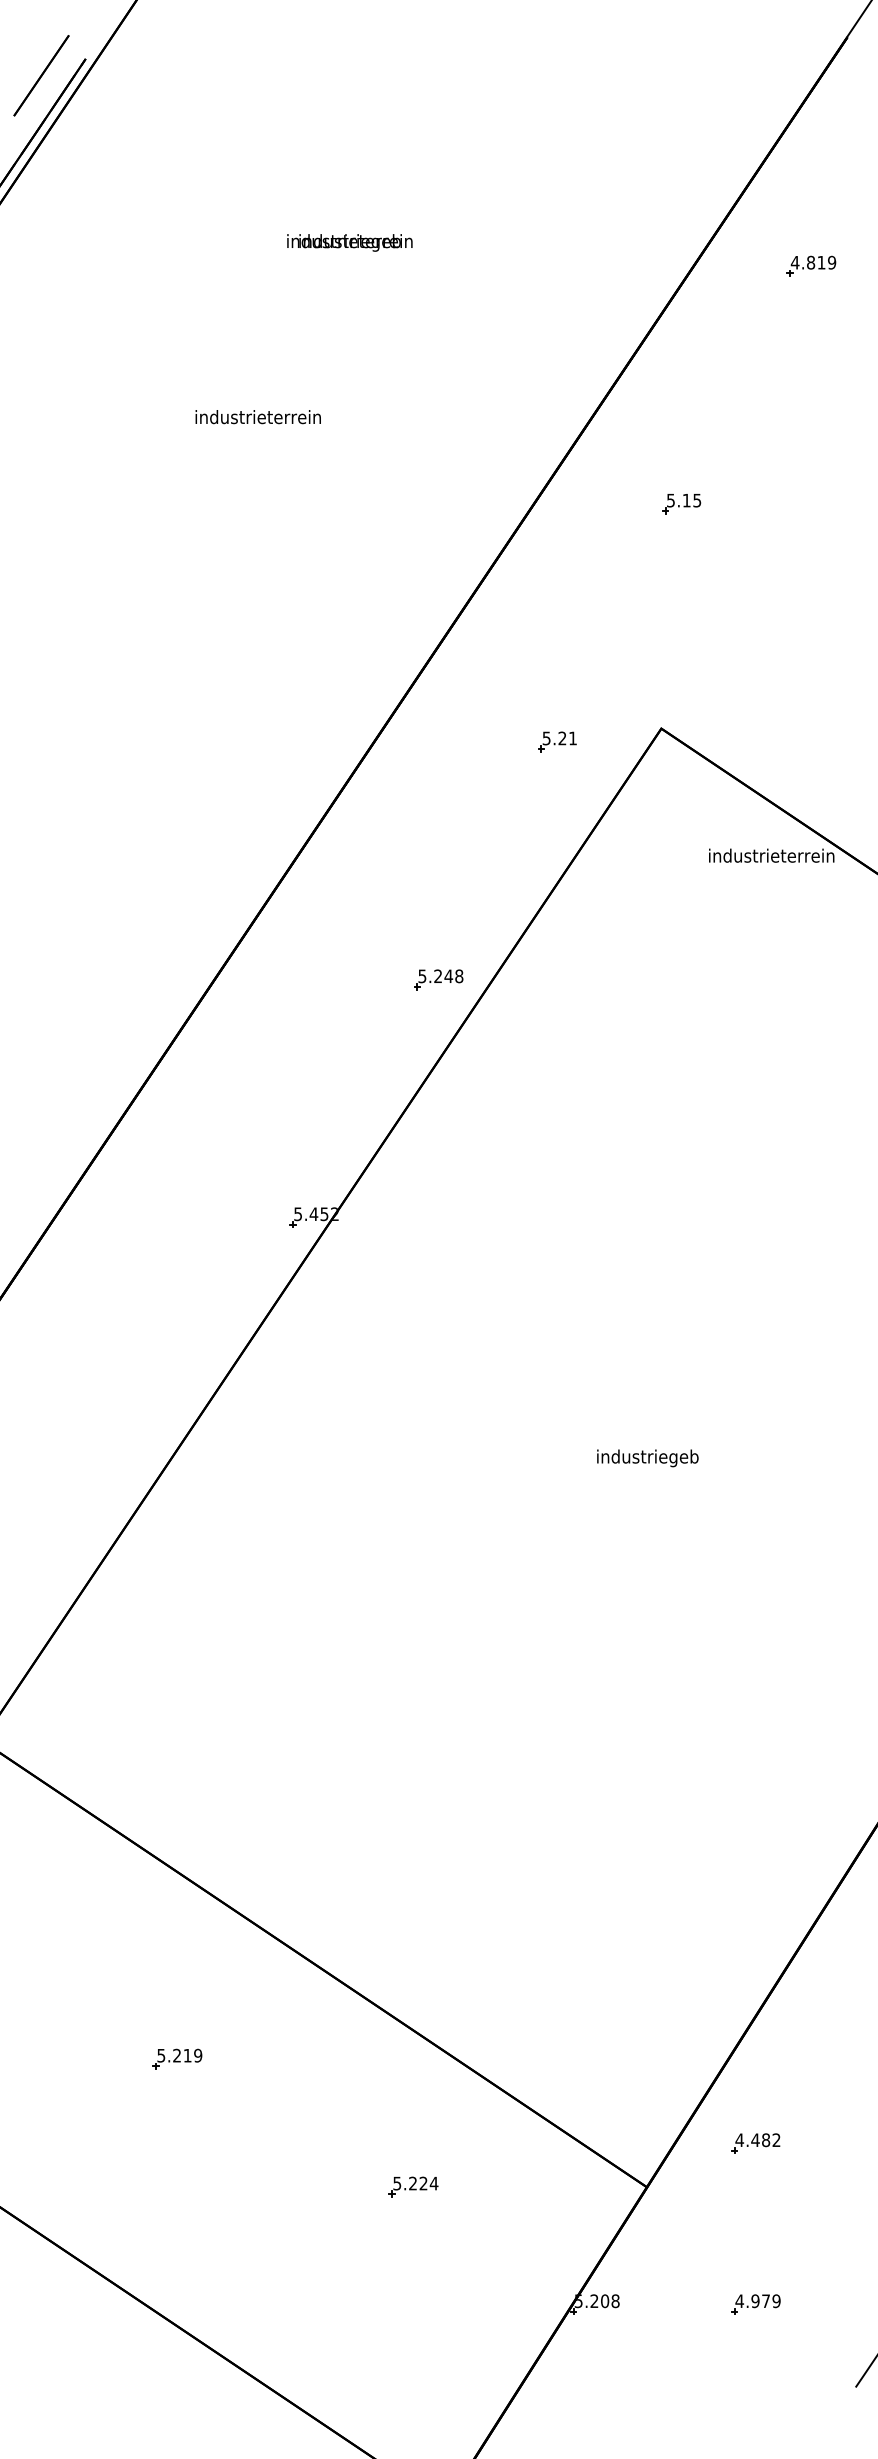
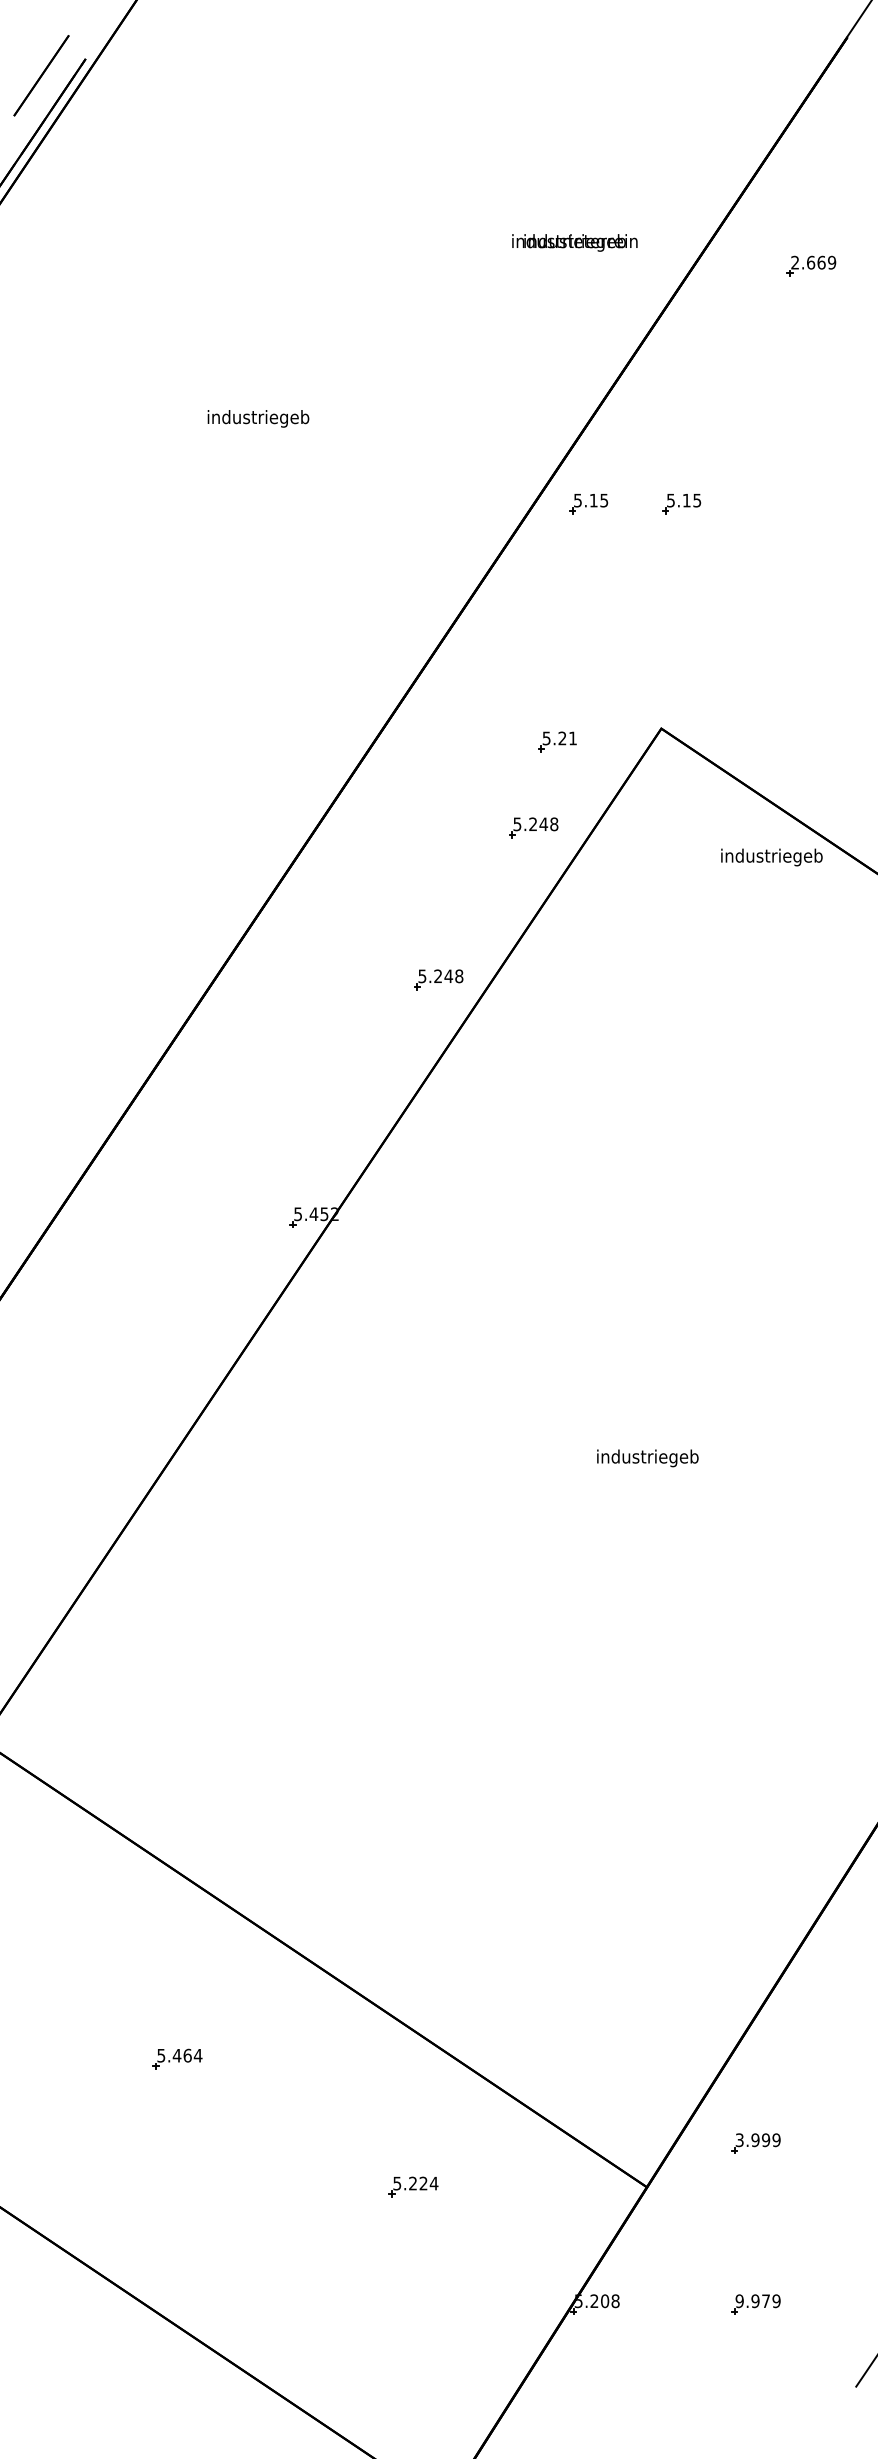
text position: (349, 242) -> (574, 242) (574, 242)
text: 4.819 -> 2.669 (807, 262)
text: industrieterrein -> industriegeb (257, 418)
part: none -> present (588, 504)
part: none -> present (533, 827)
text: industrieterrein -> industriegeb (771, 857)
text: 5.219 -> 5.464 (187, 2055)
text: 4.482 -> 3.999 (757, 2140)
text: 4.979 -> 9.979 (739, 2301)
